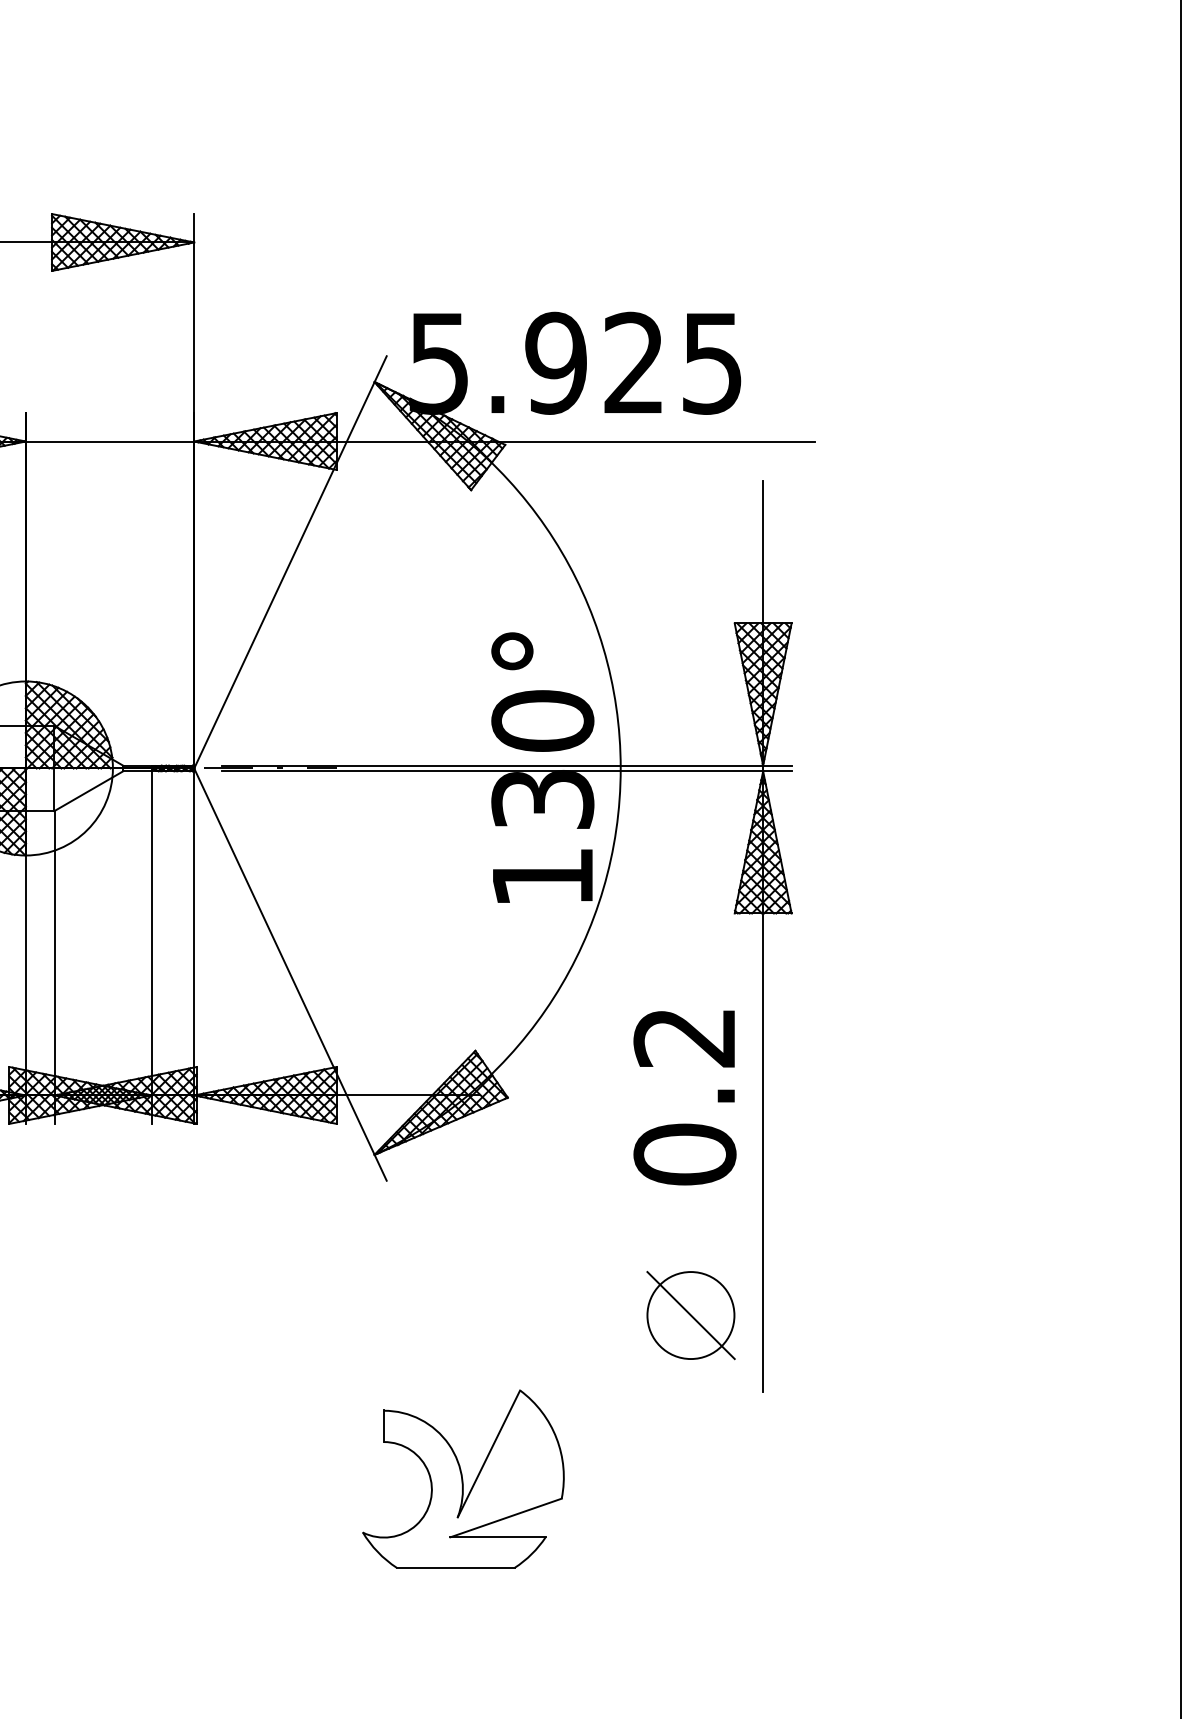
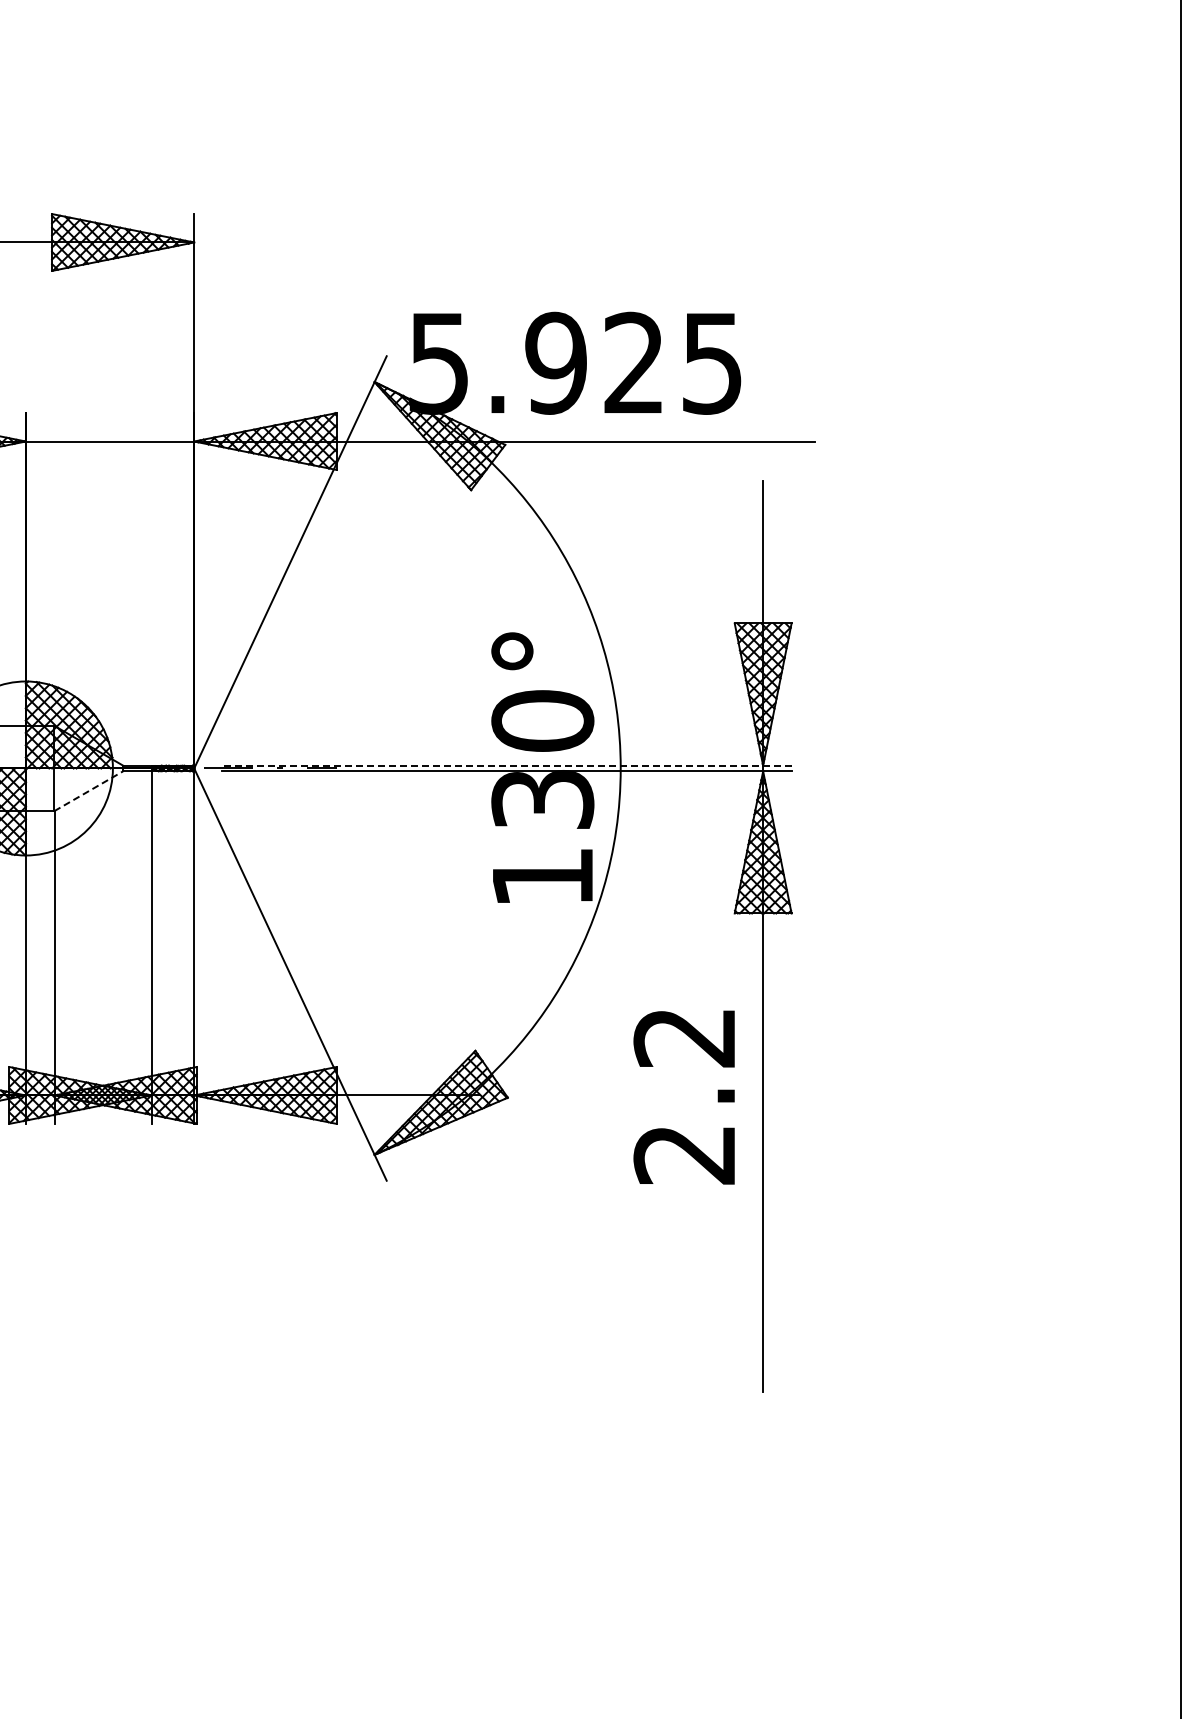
line: solid -> dashed (506, 765)
line: solid -> dashed (88, 791)
text: 0.2 -> 2.2 (684, 1154)
part: present -> none (690, 1315)
part: present -> none (463, 1478)
